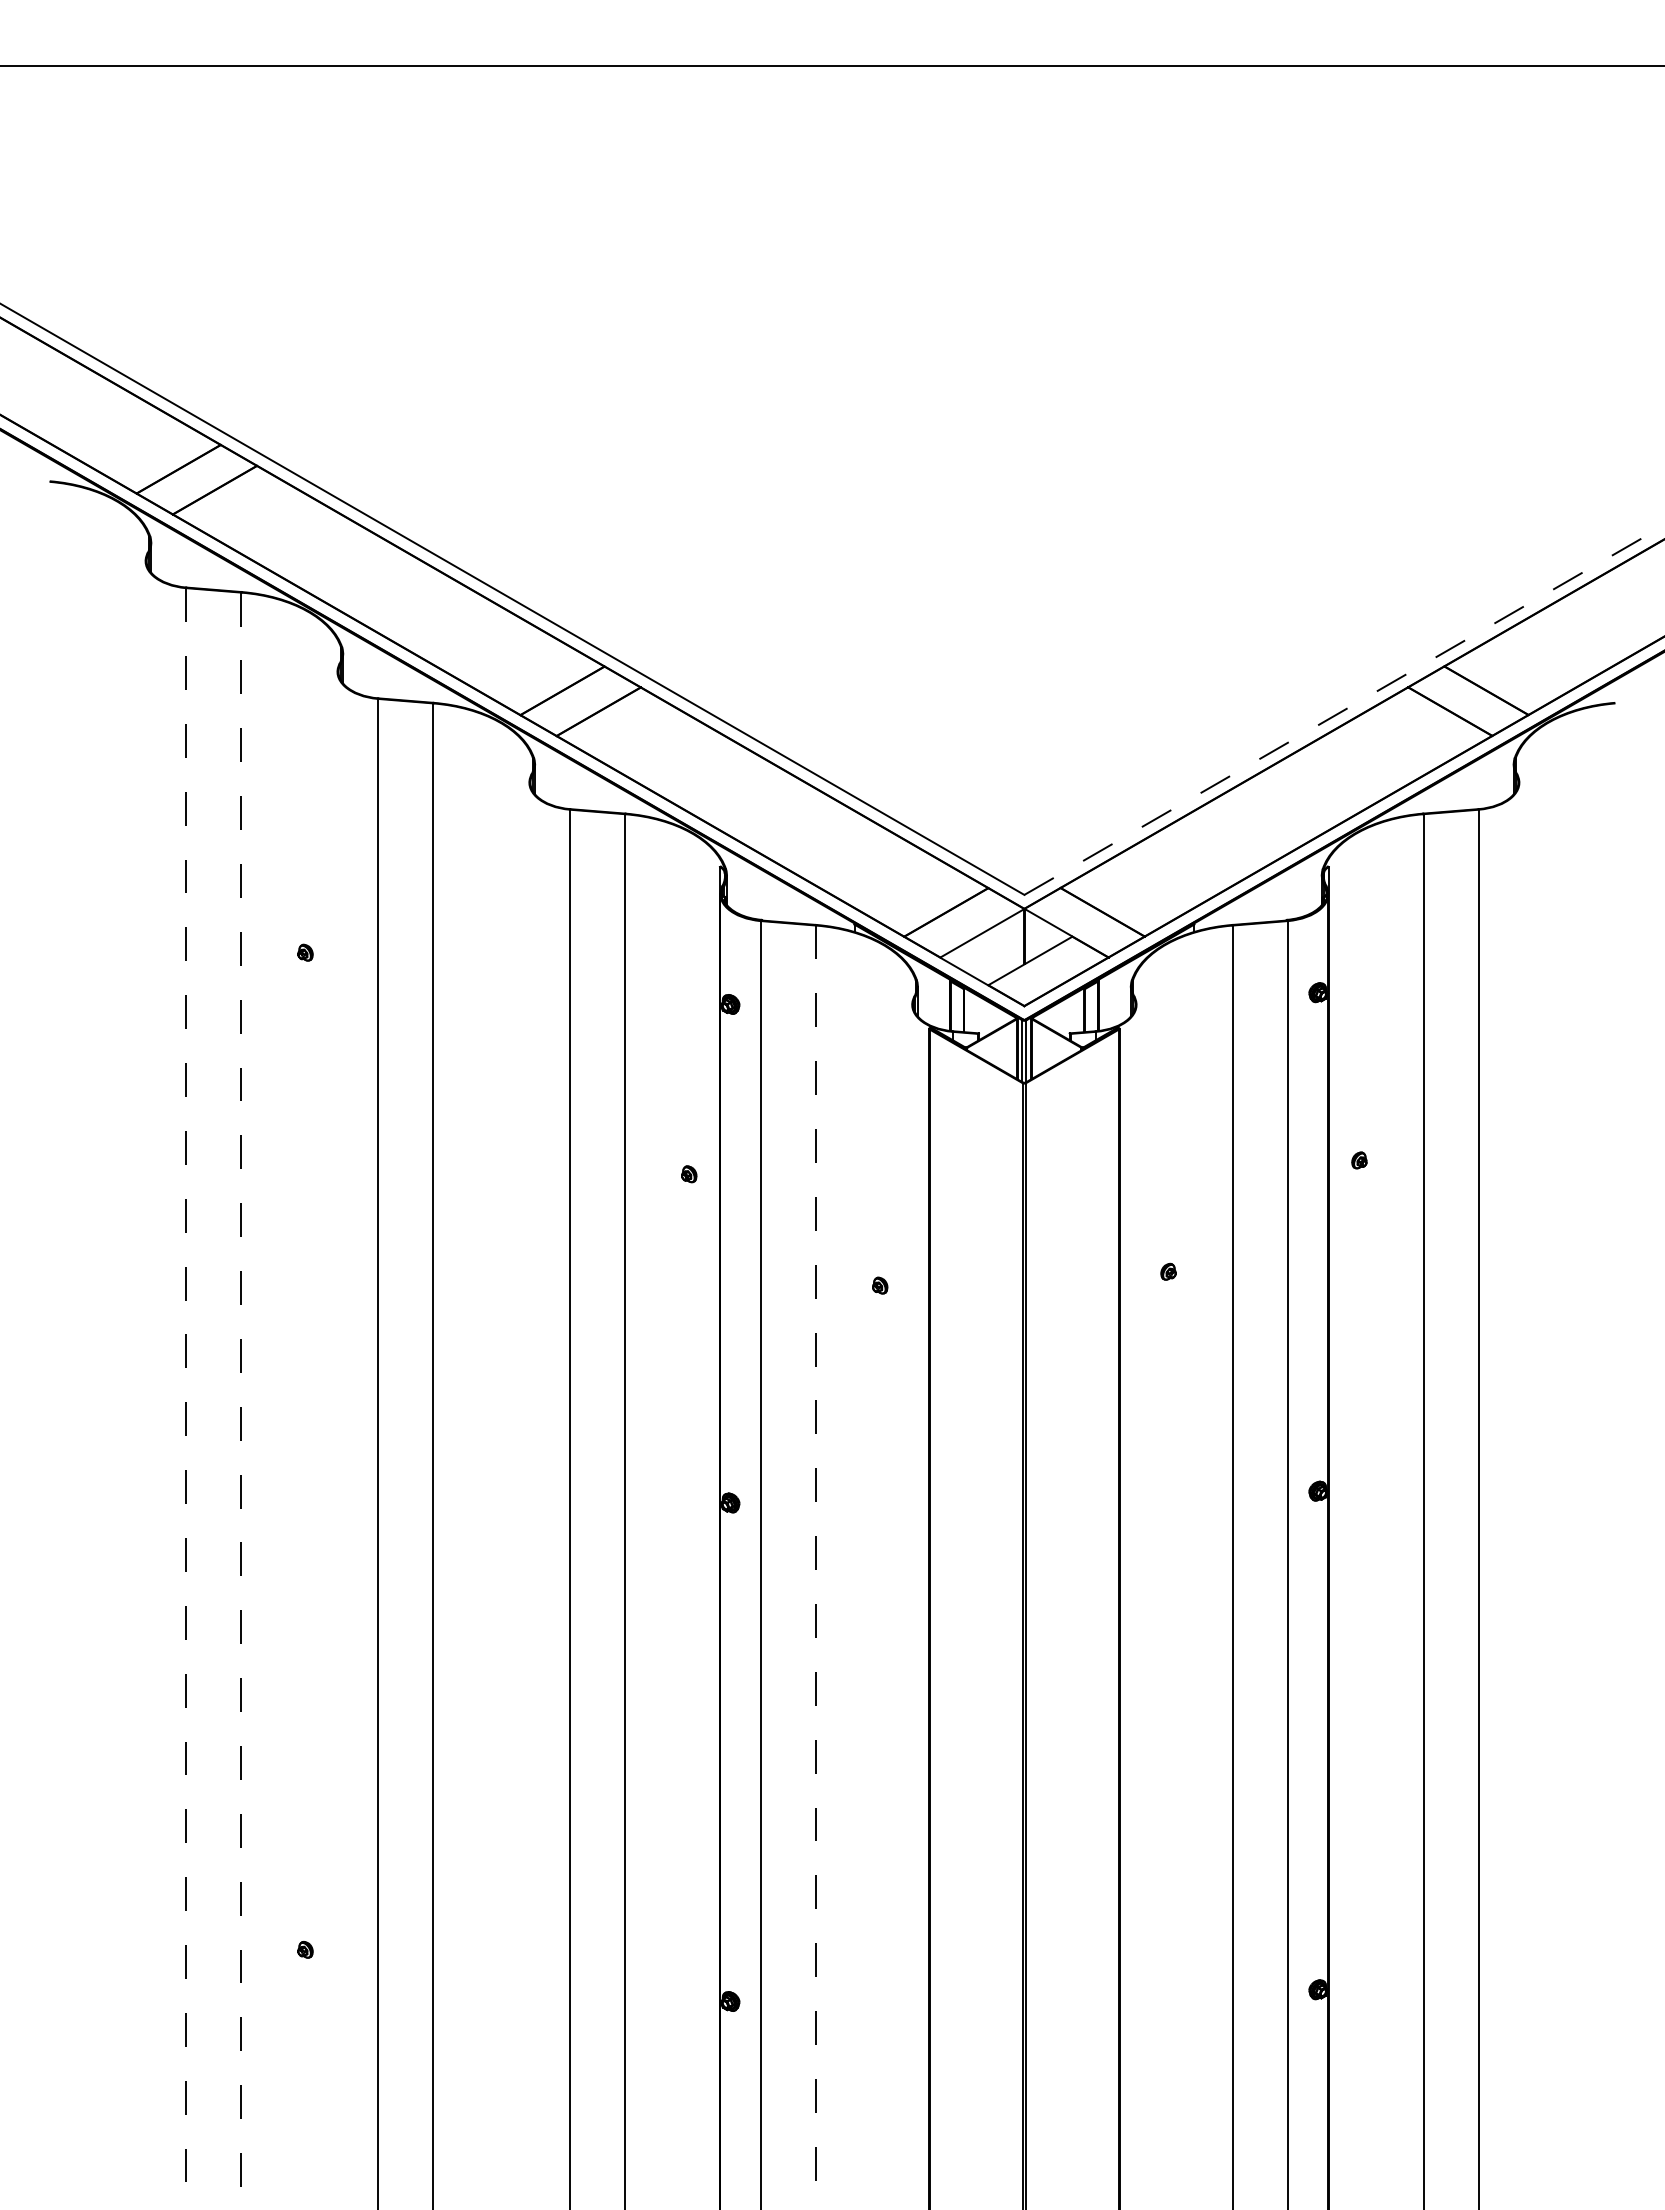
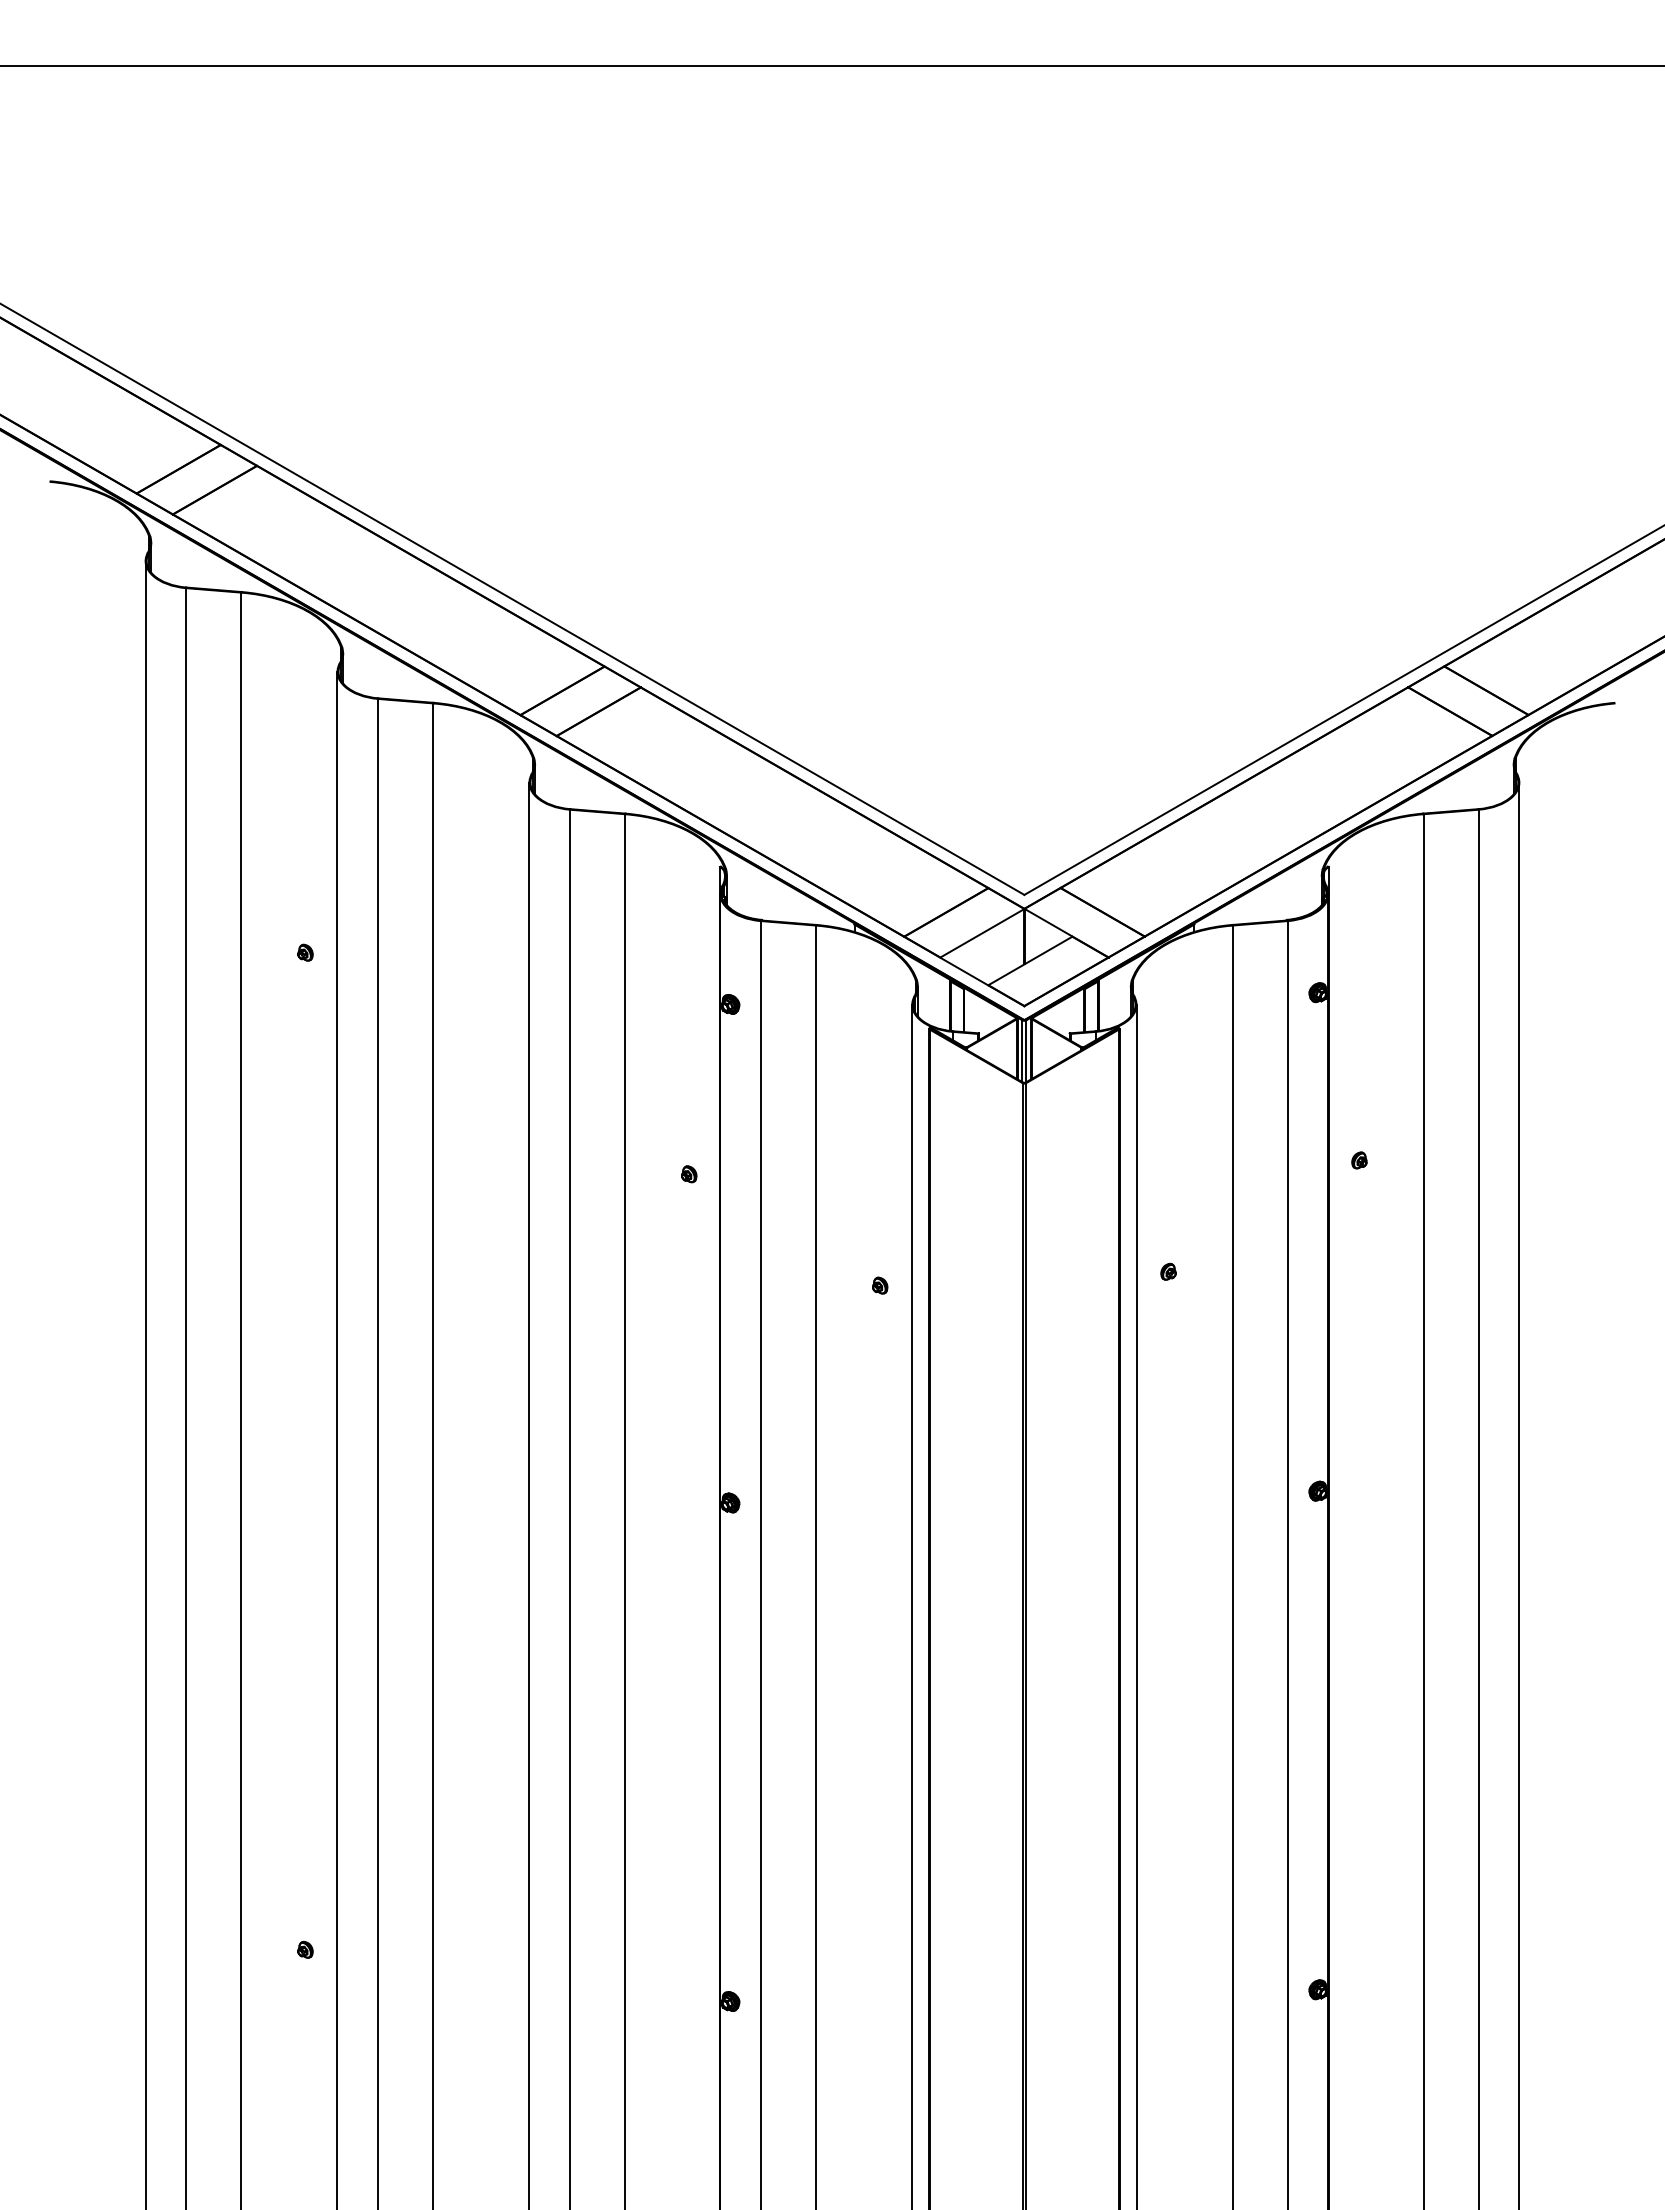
line: dashed -> solid (1344, 709)
line: none -> present (145, 1383)
line: dashed -> solid (186, 1399)
line: dashed -> solid (241, 1401)
line: none -> present (337, 1438)
line: none -> present (529, 1494)
line: none -> present (1519, 1494)
line: dashed -> solid (816, 1567)
line: none -> present (912, 1605)
line: none -> present (1136, 1605)
